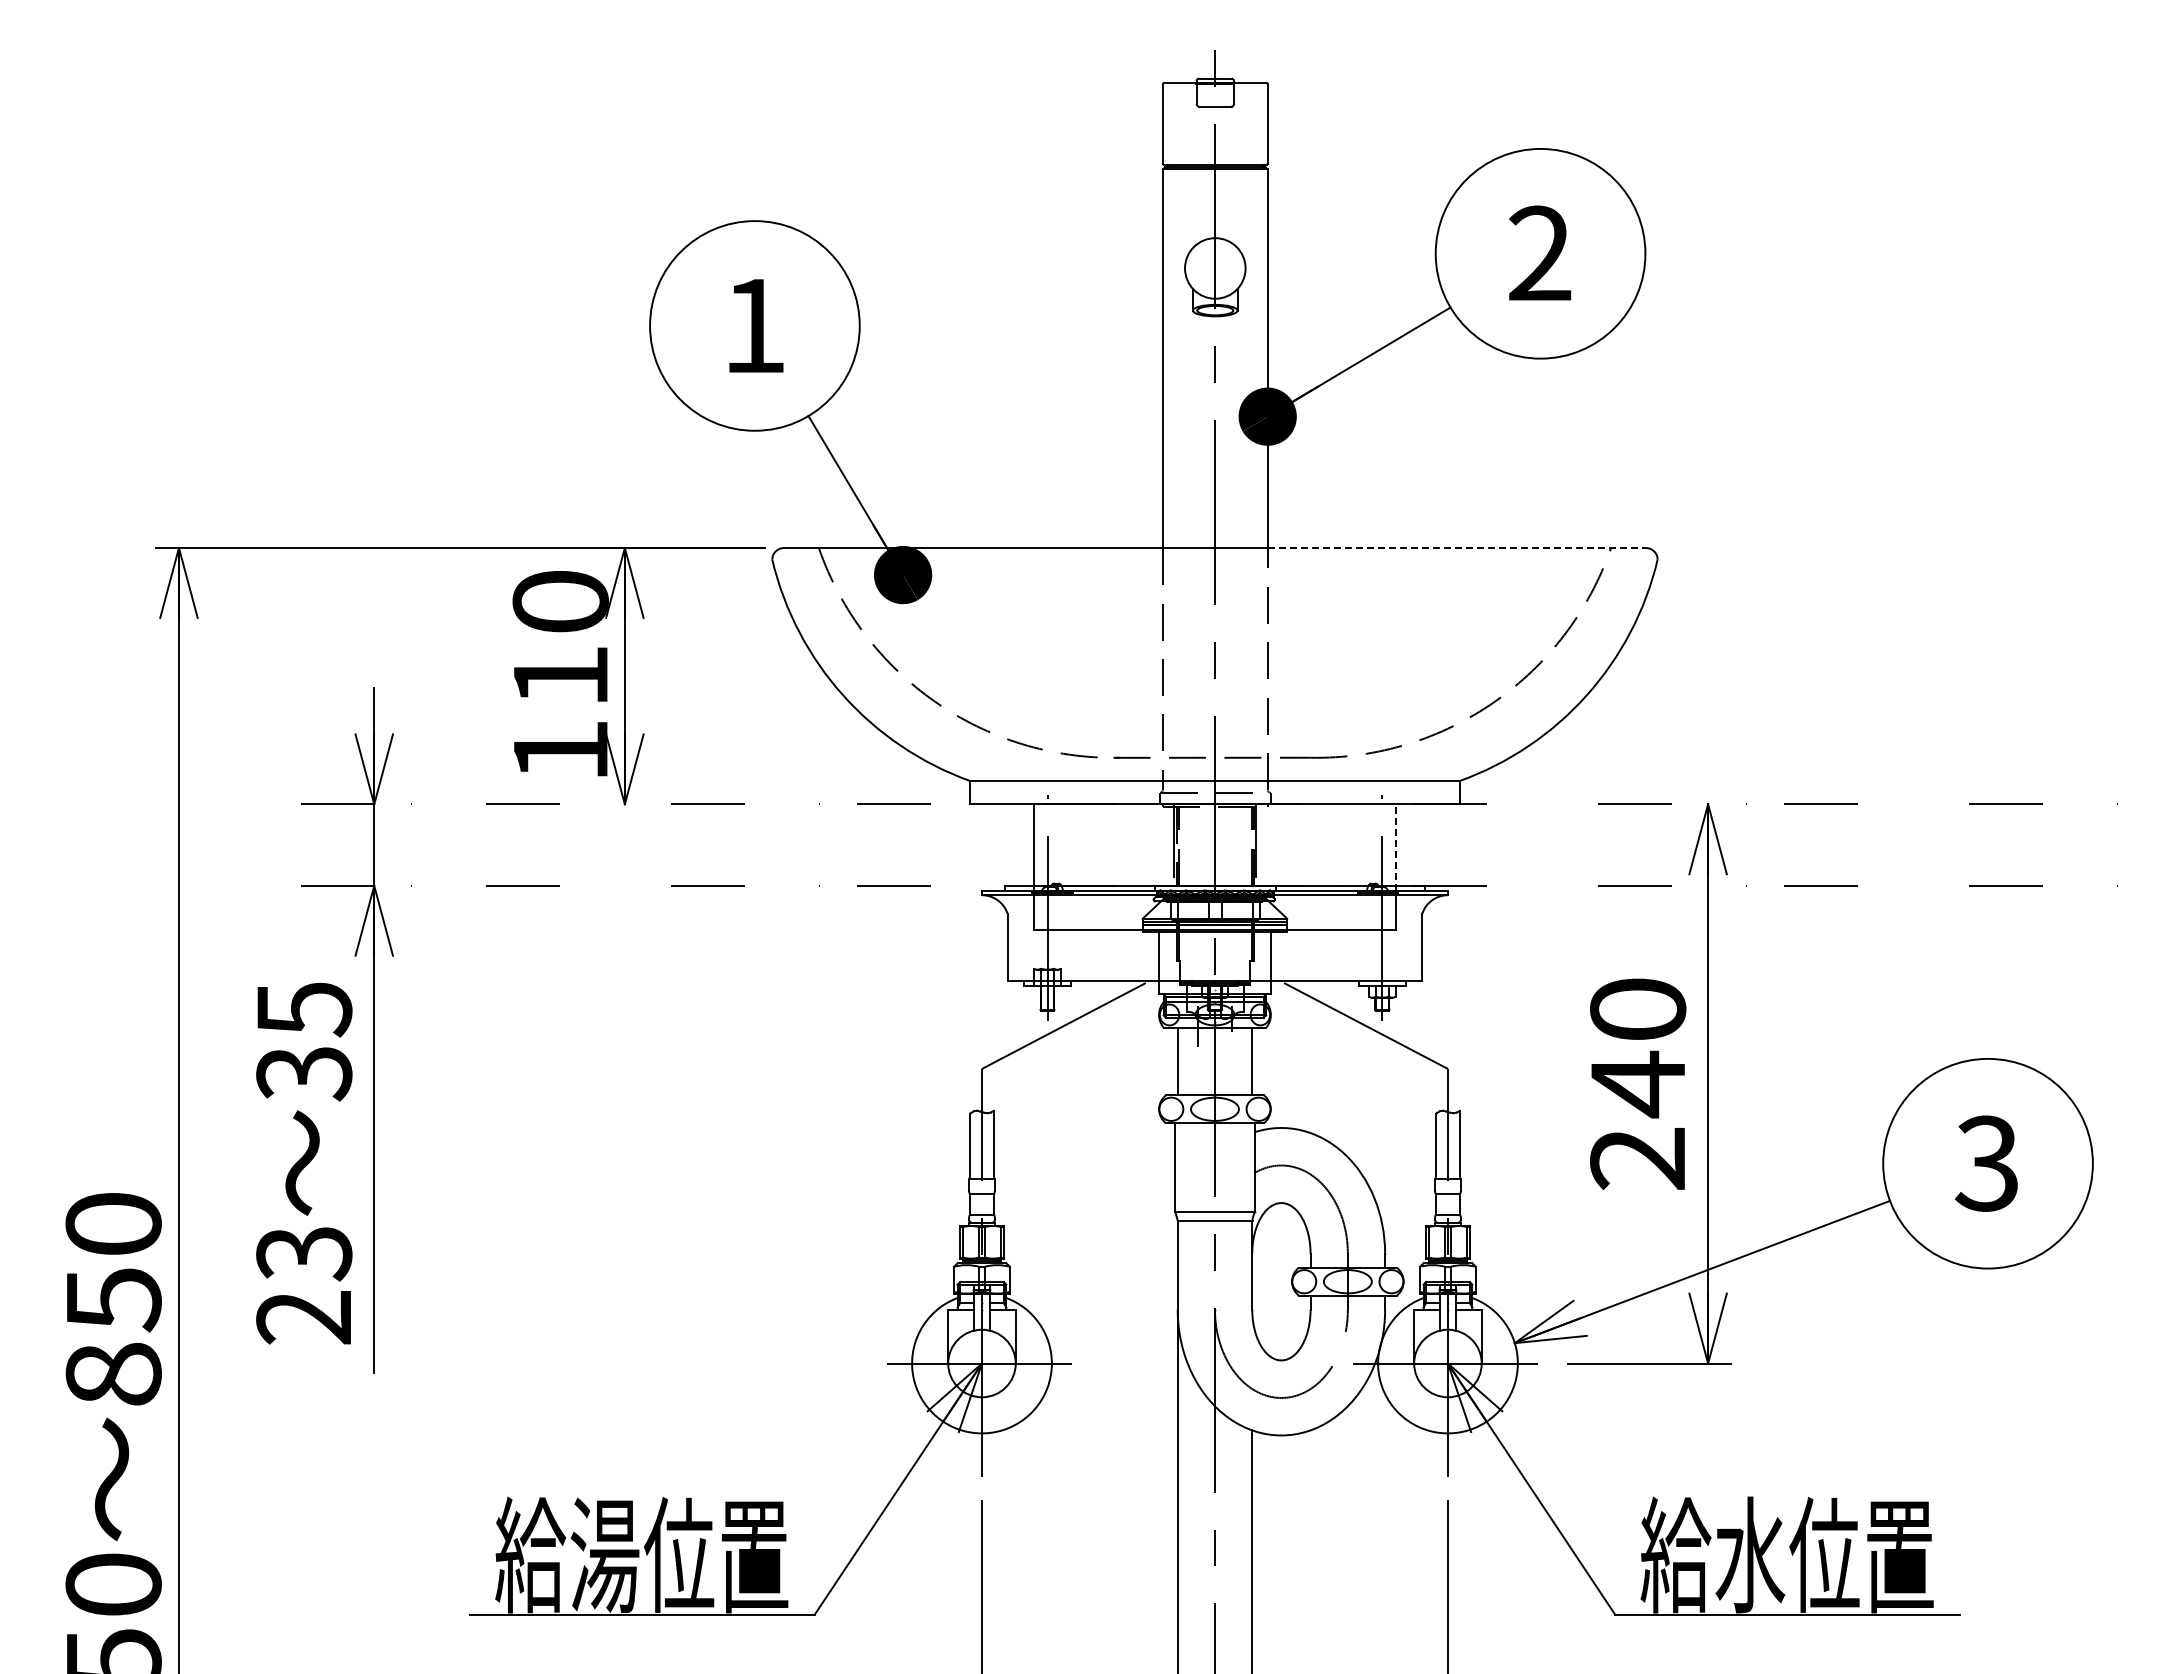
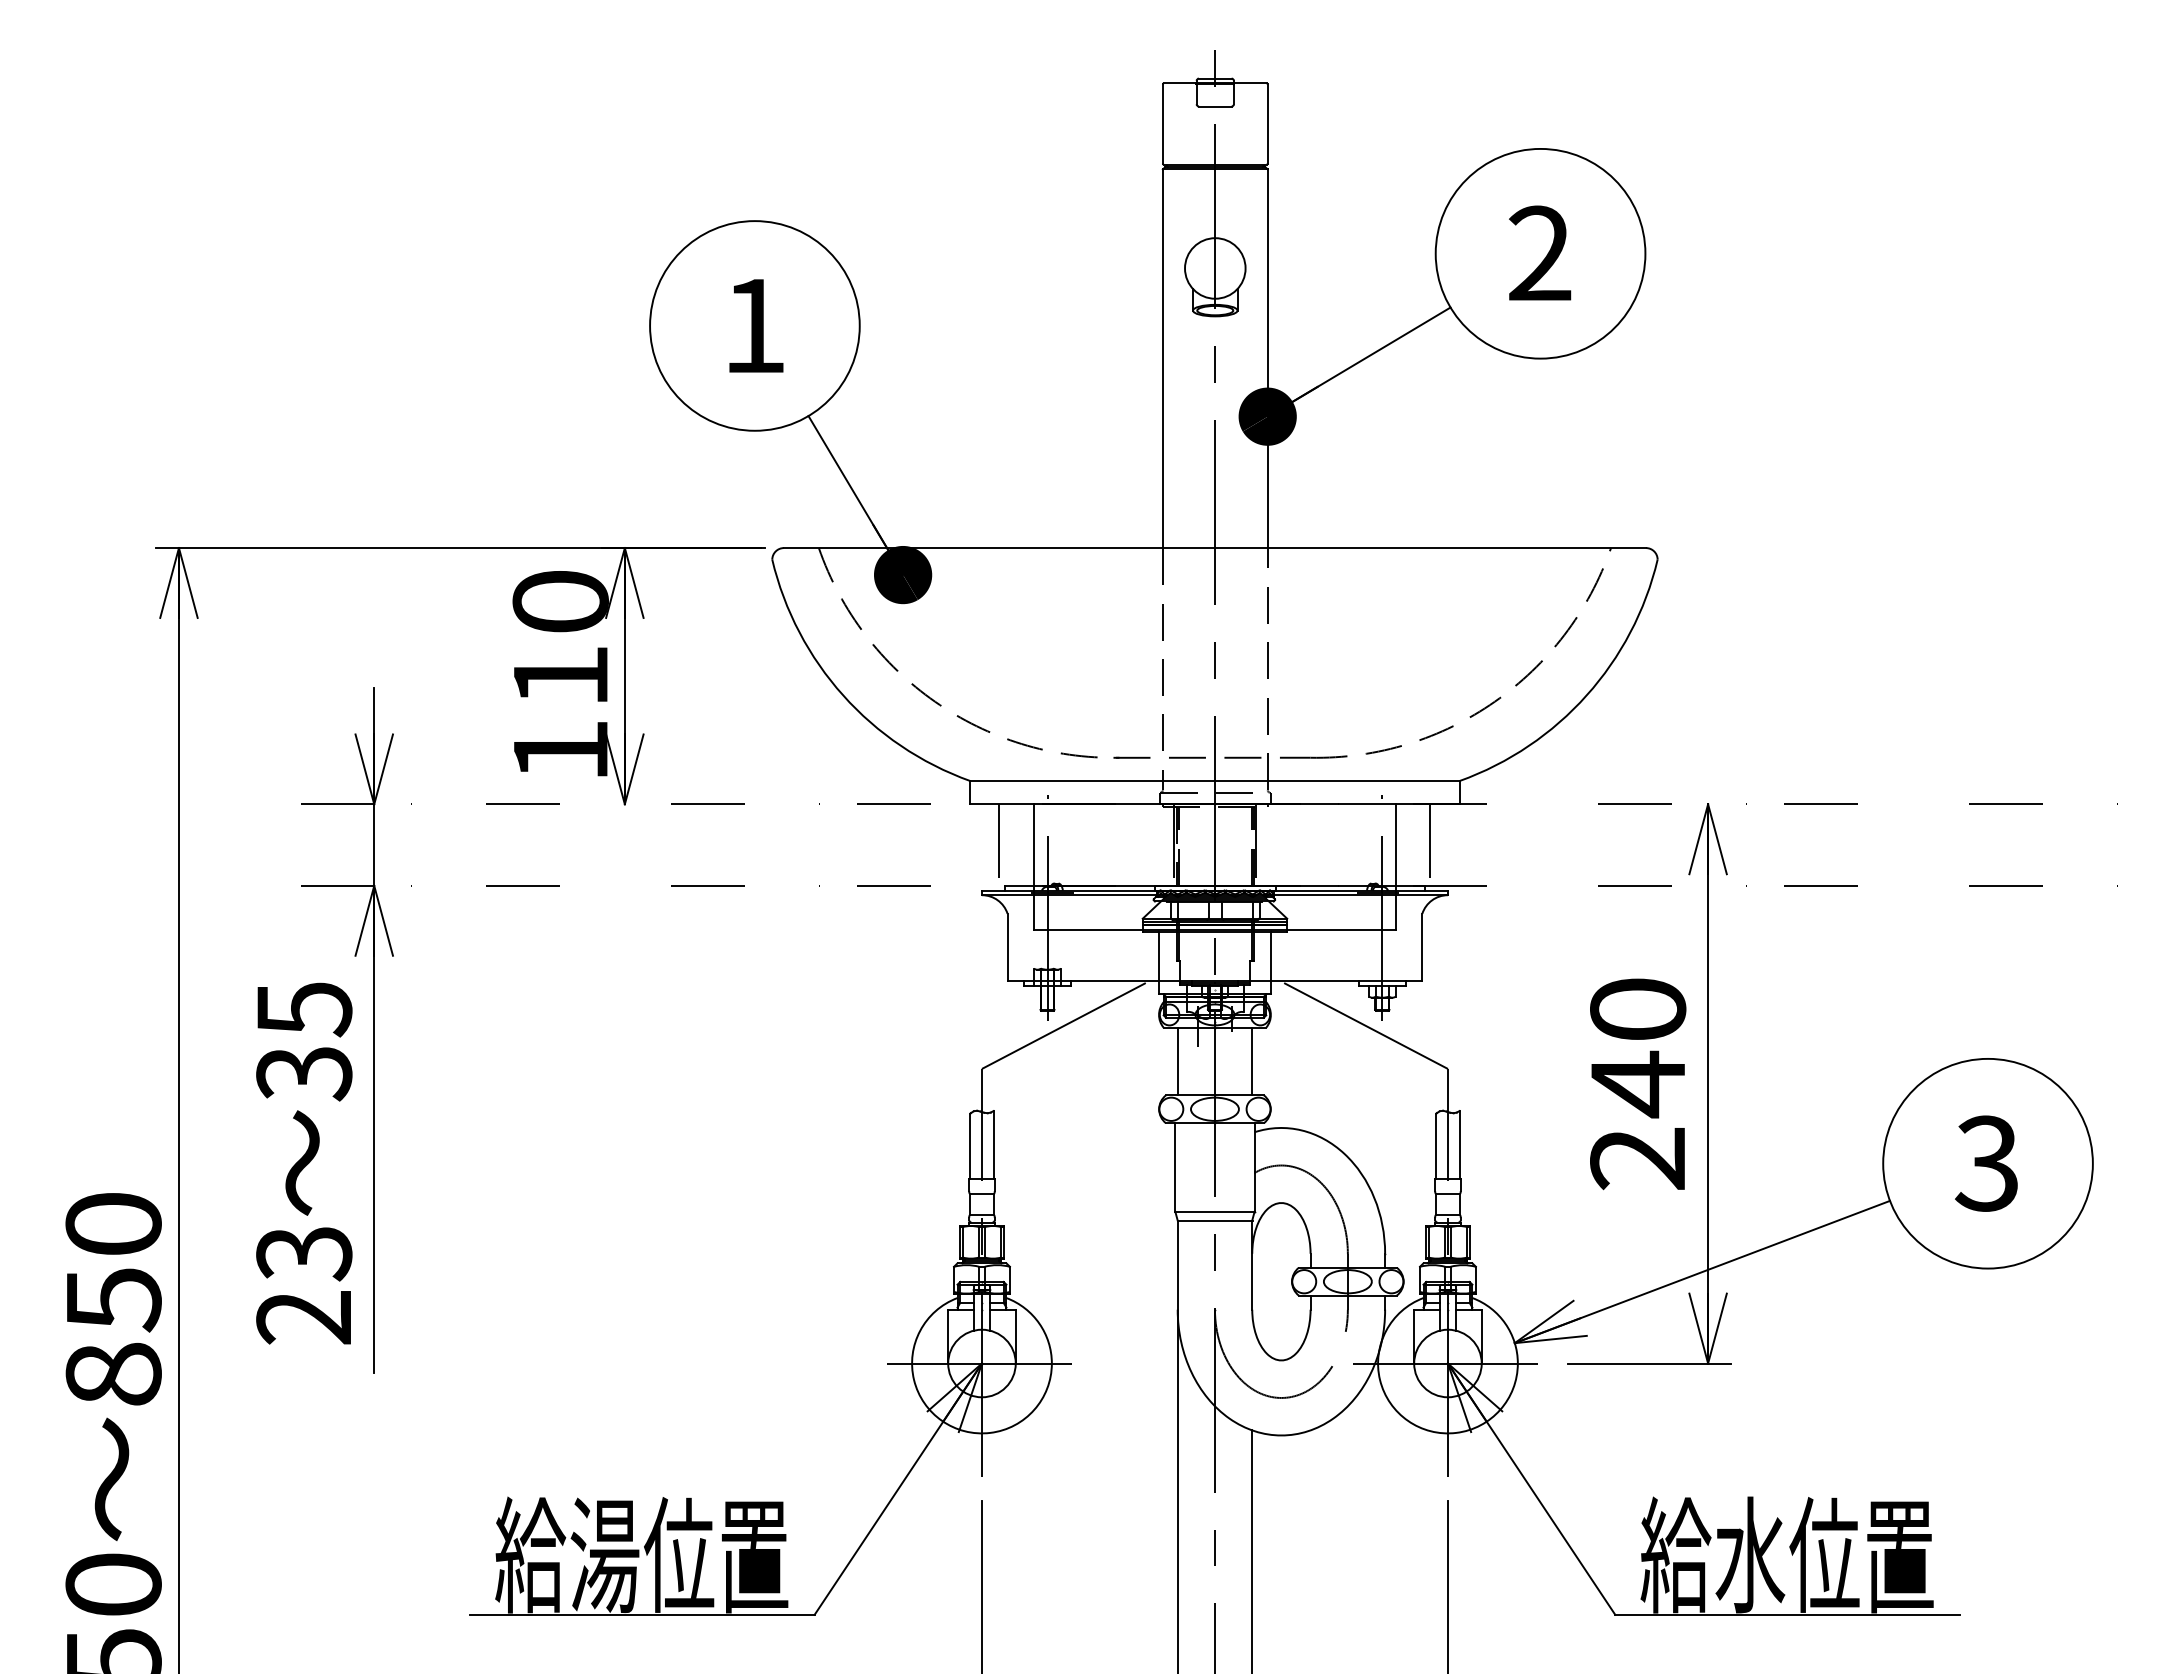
line: dashed -> solid (1457, 548)
line: none -> present (999, 844)
line: none -> present (1430, 844)
line: dashed -> solid (1395, 846)
